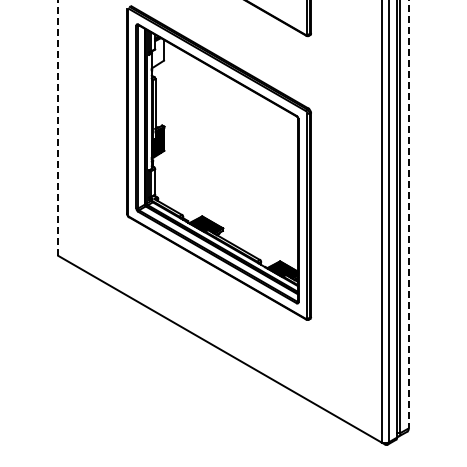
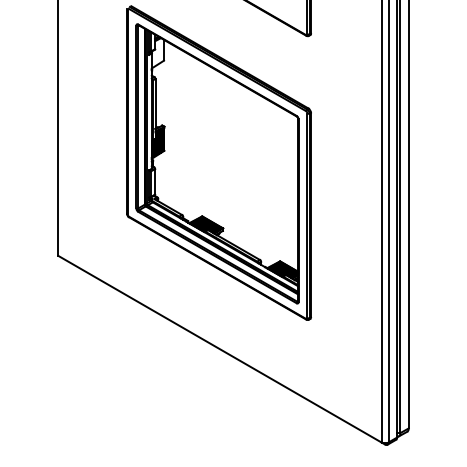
line: dashed -> solid (58, 127)
line: dashed -> solid (408, 214)
